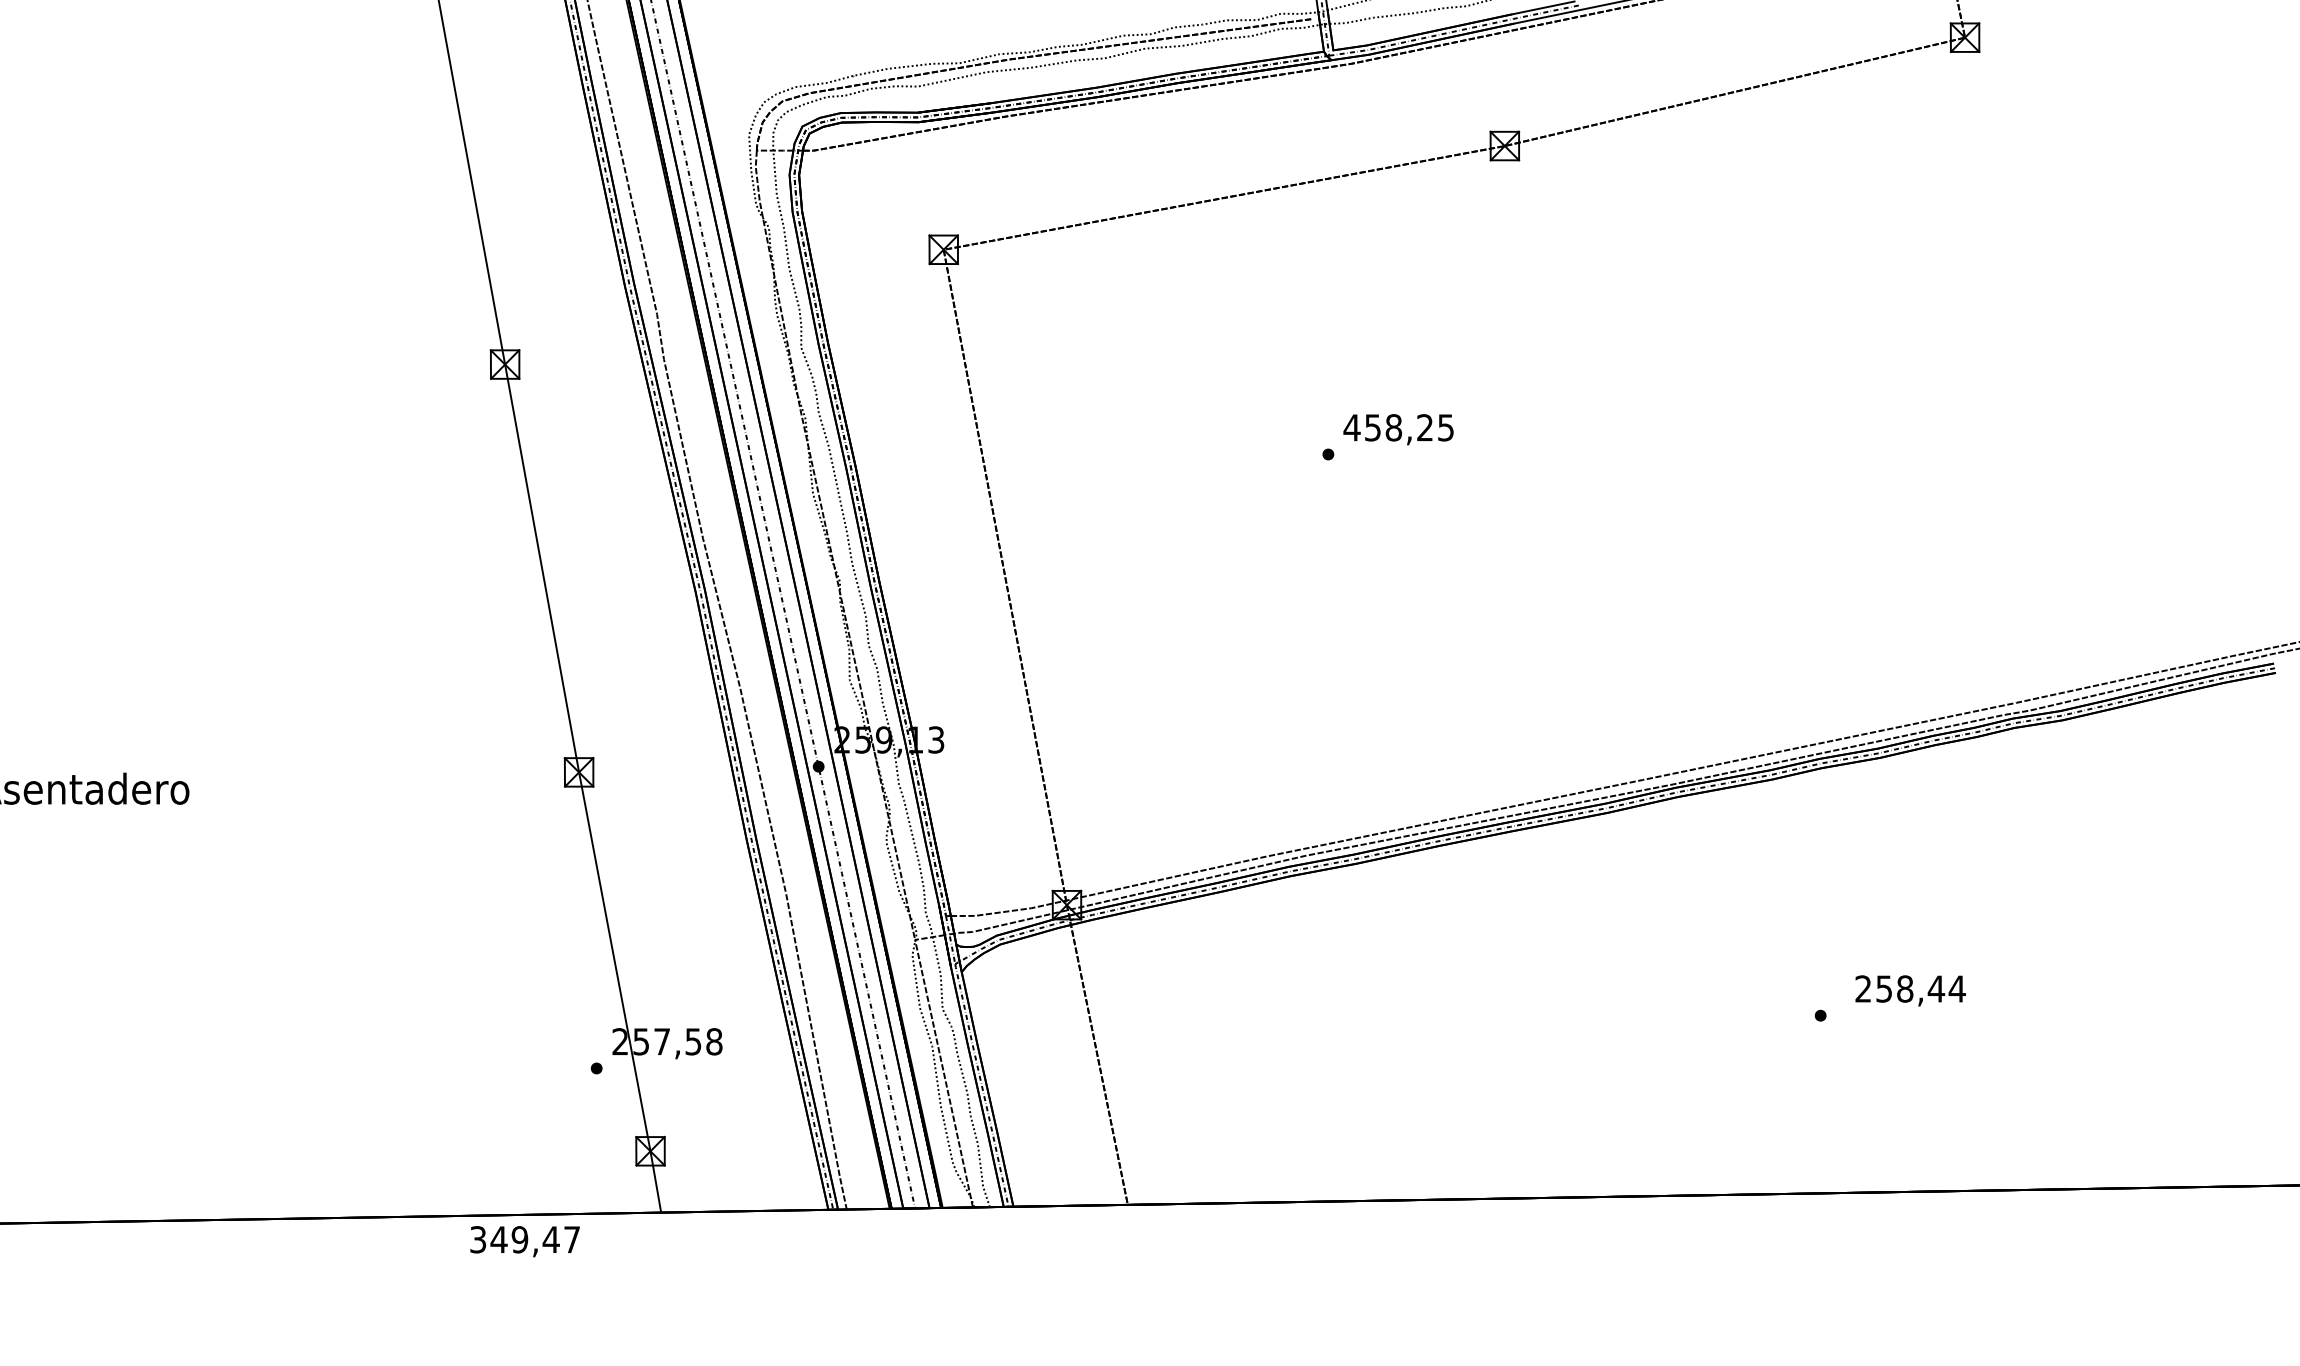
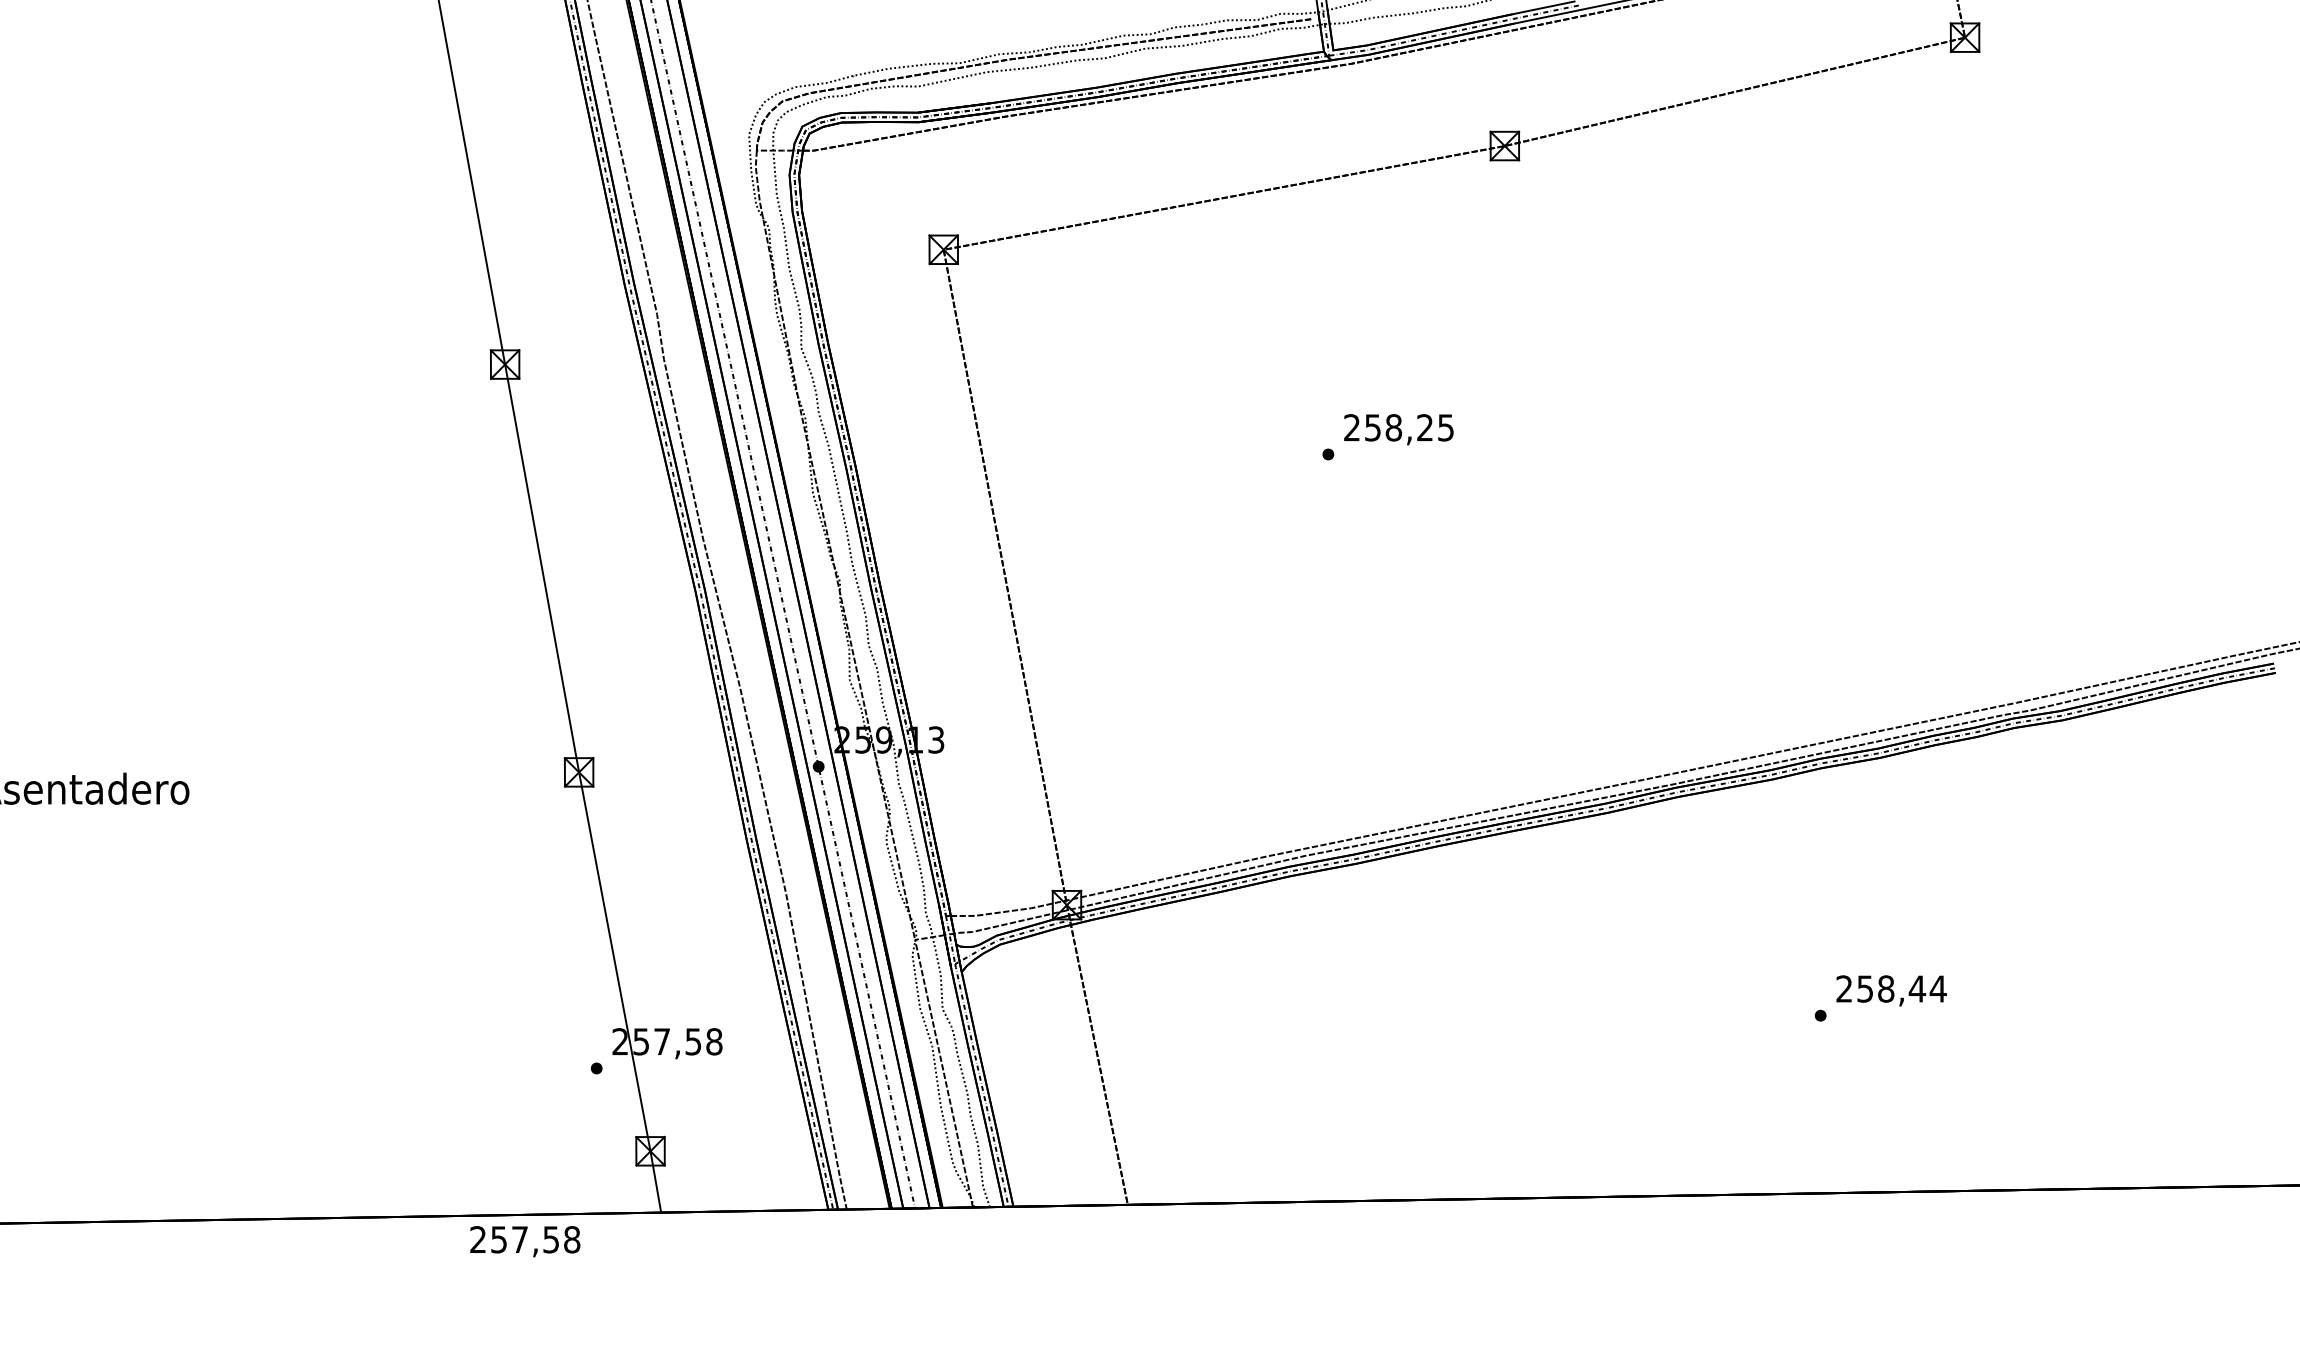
text: 458,25 -> 258,25 (1351, 427)
text position: (1910, 990) -> (1891, 990) (1891, 990)
text: 349,47 -> 257,58 (525, 1239)
